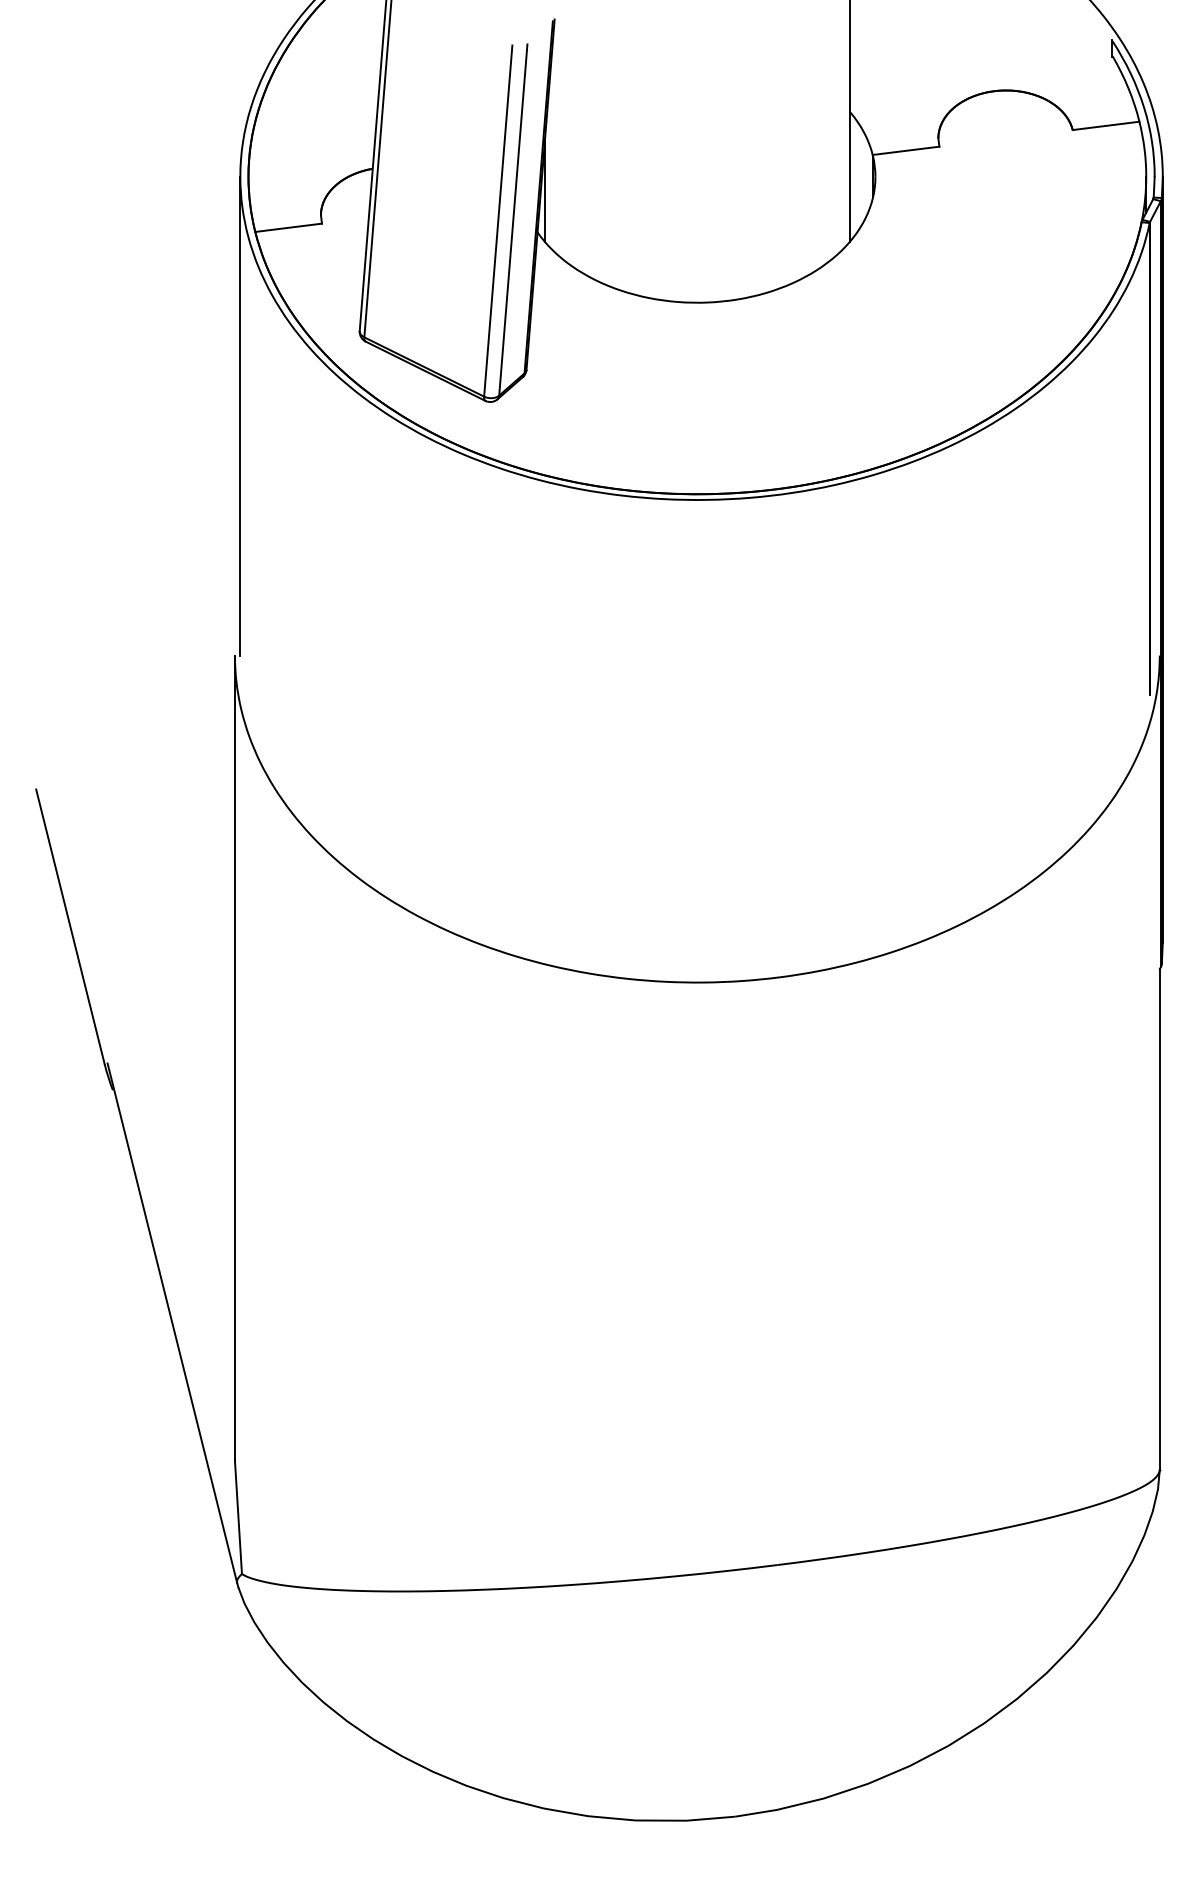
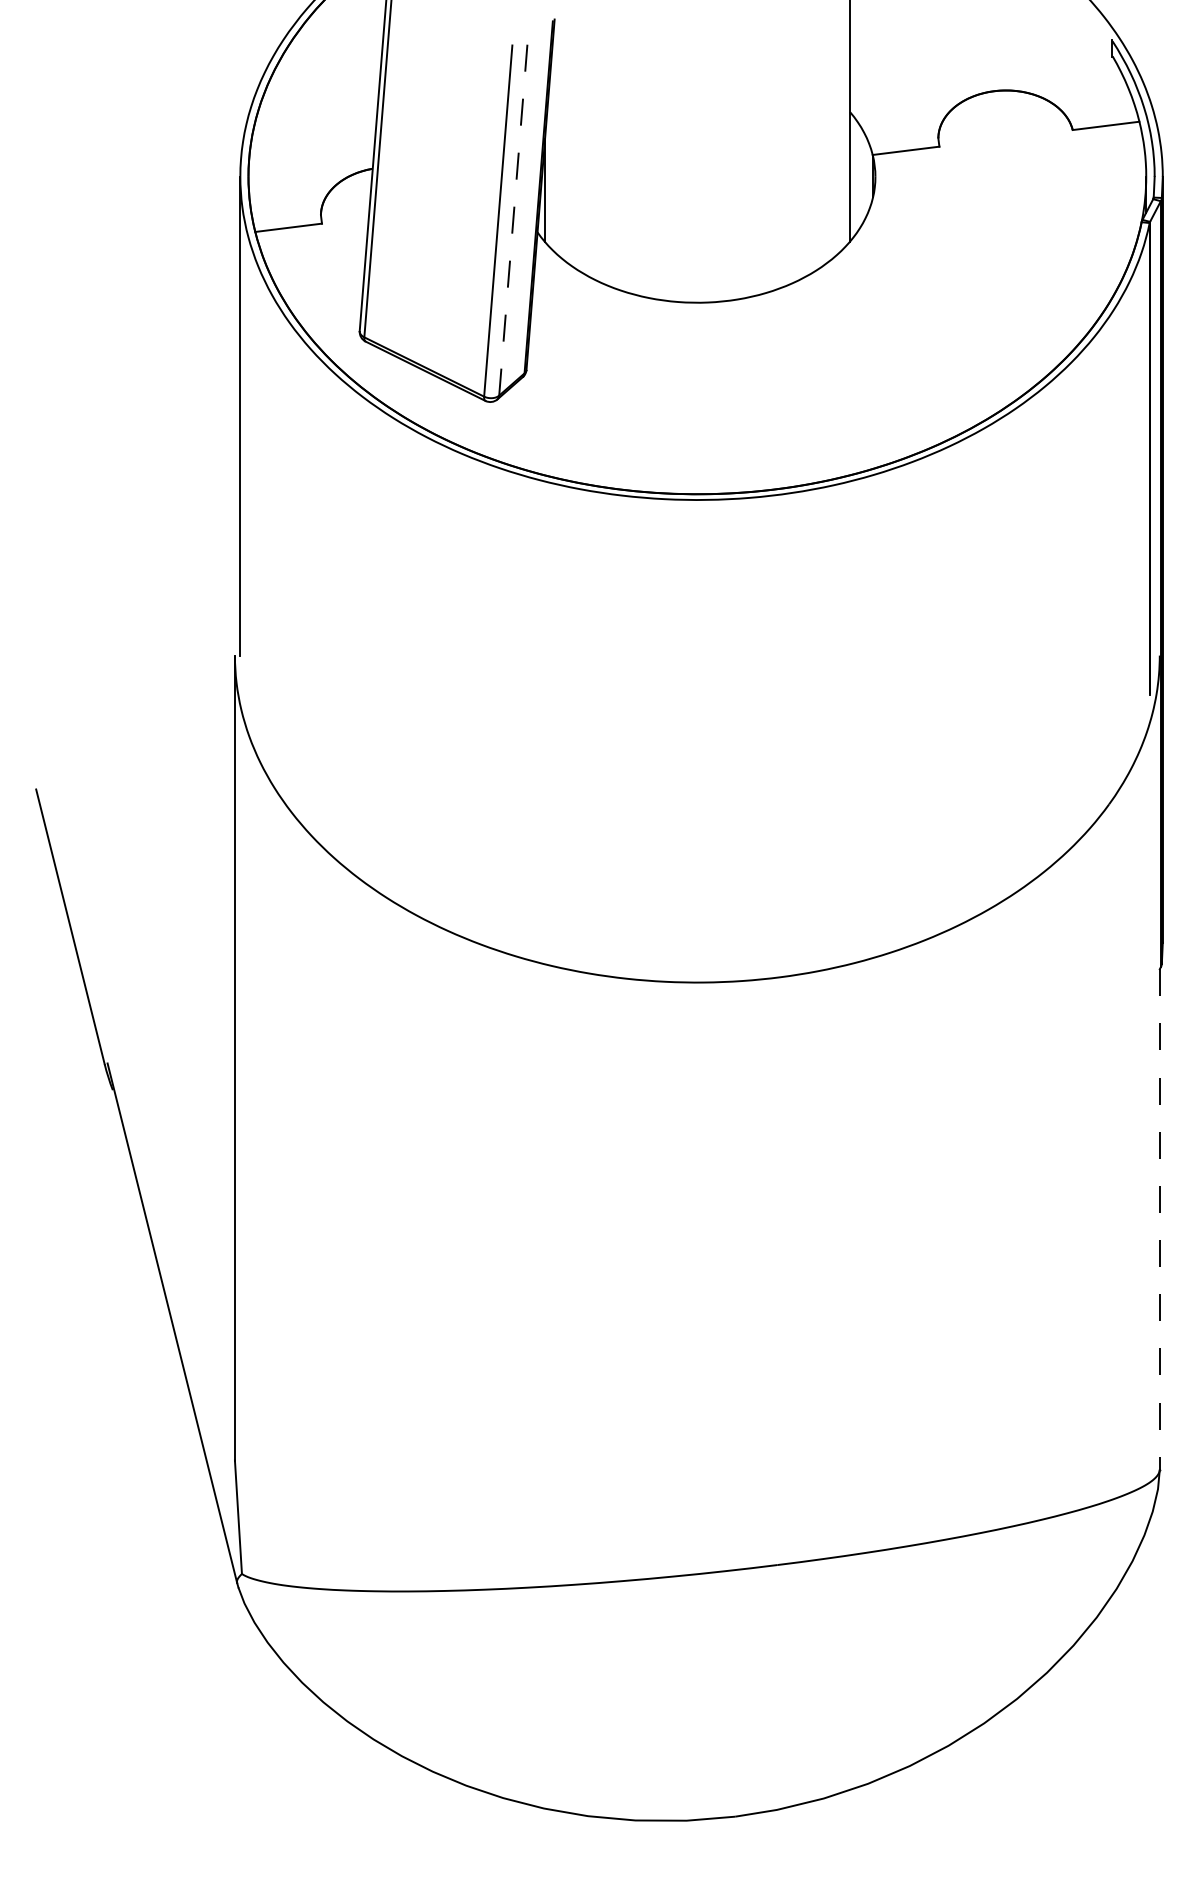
line: solid -> dashed (513, 219)
line: solid -> dashed (1159, 1219)
